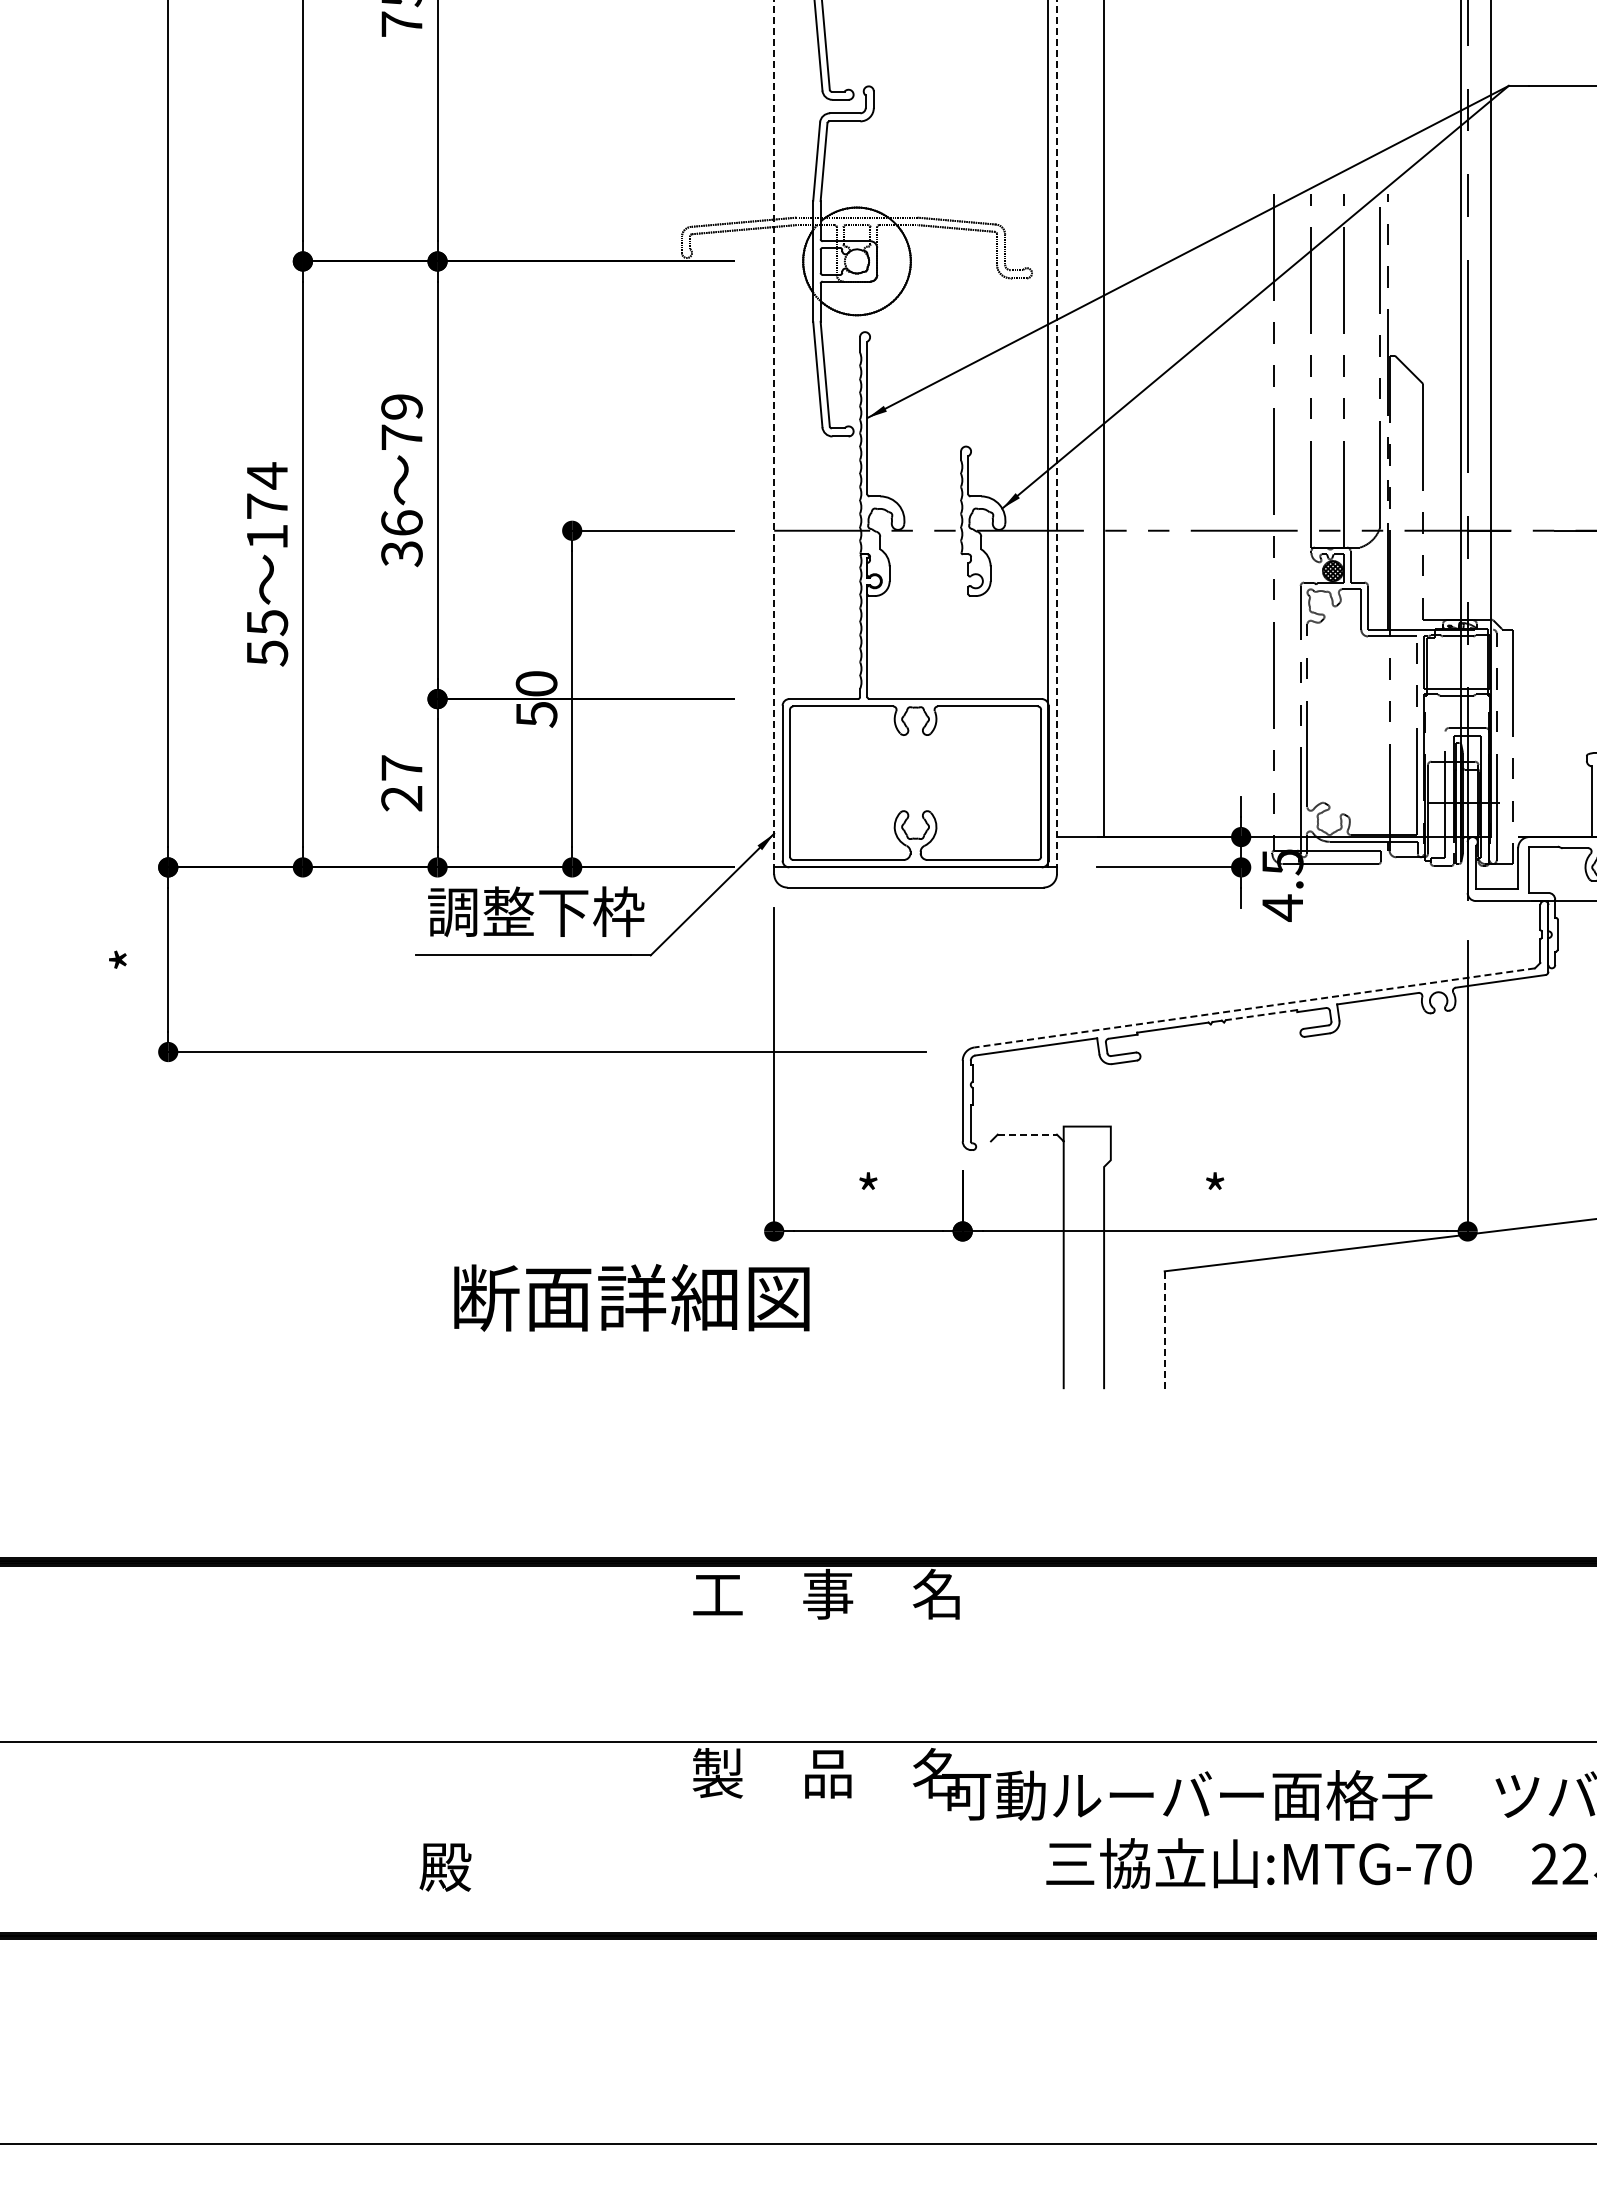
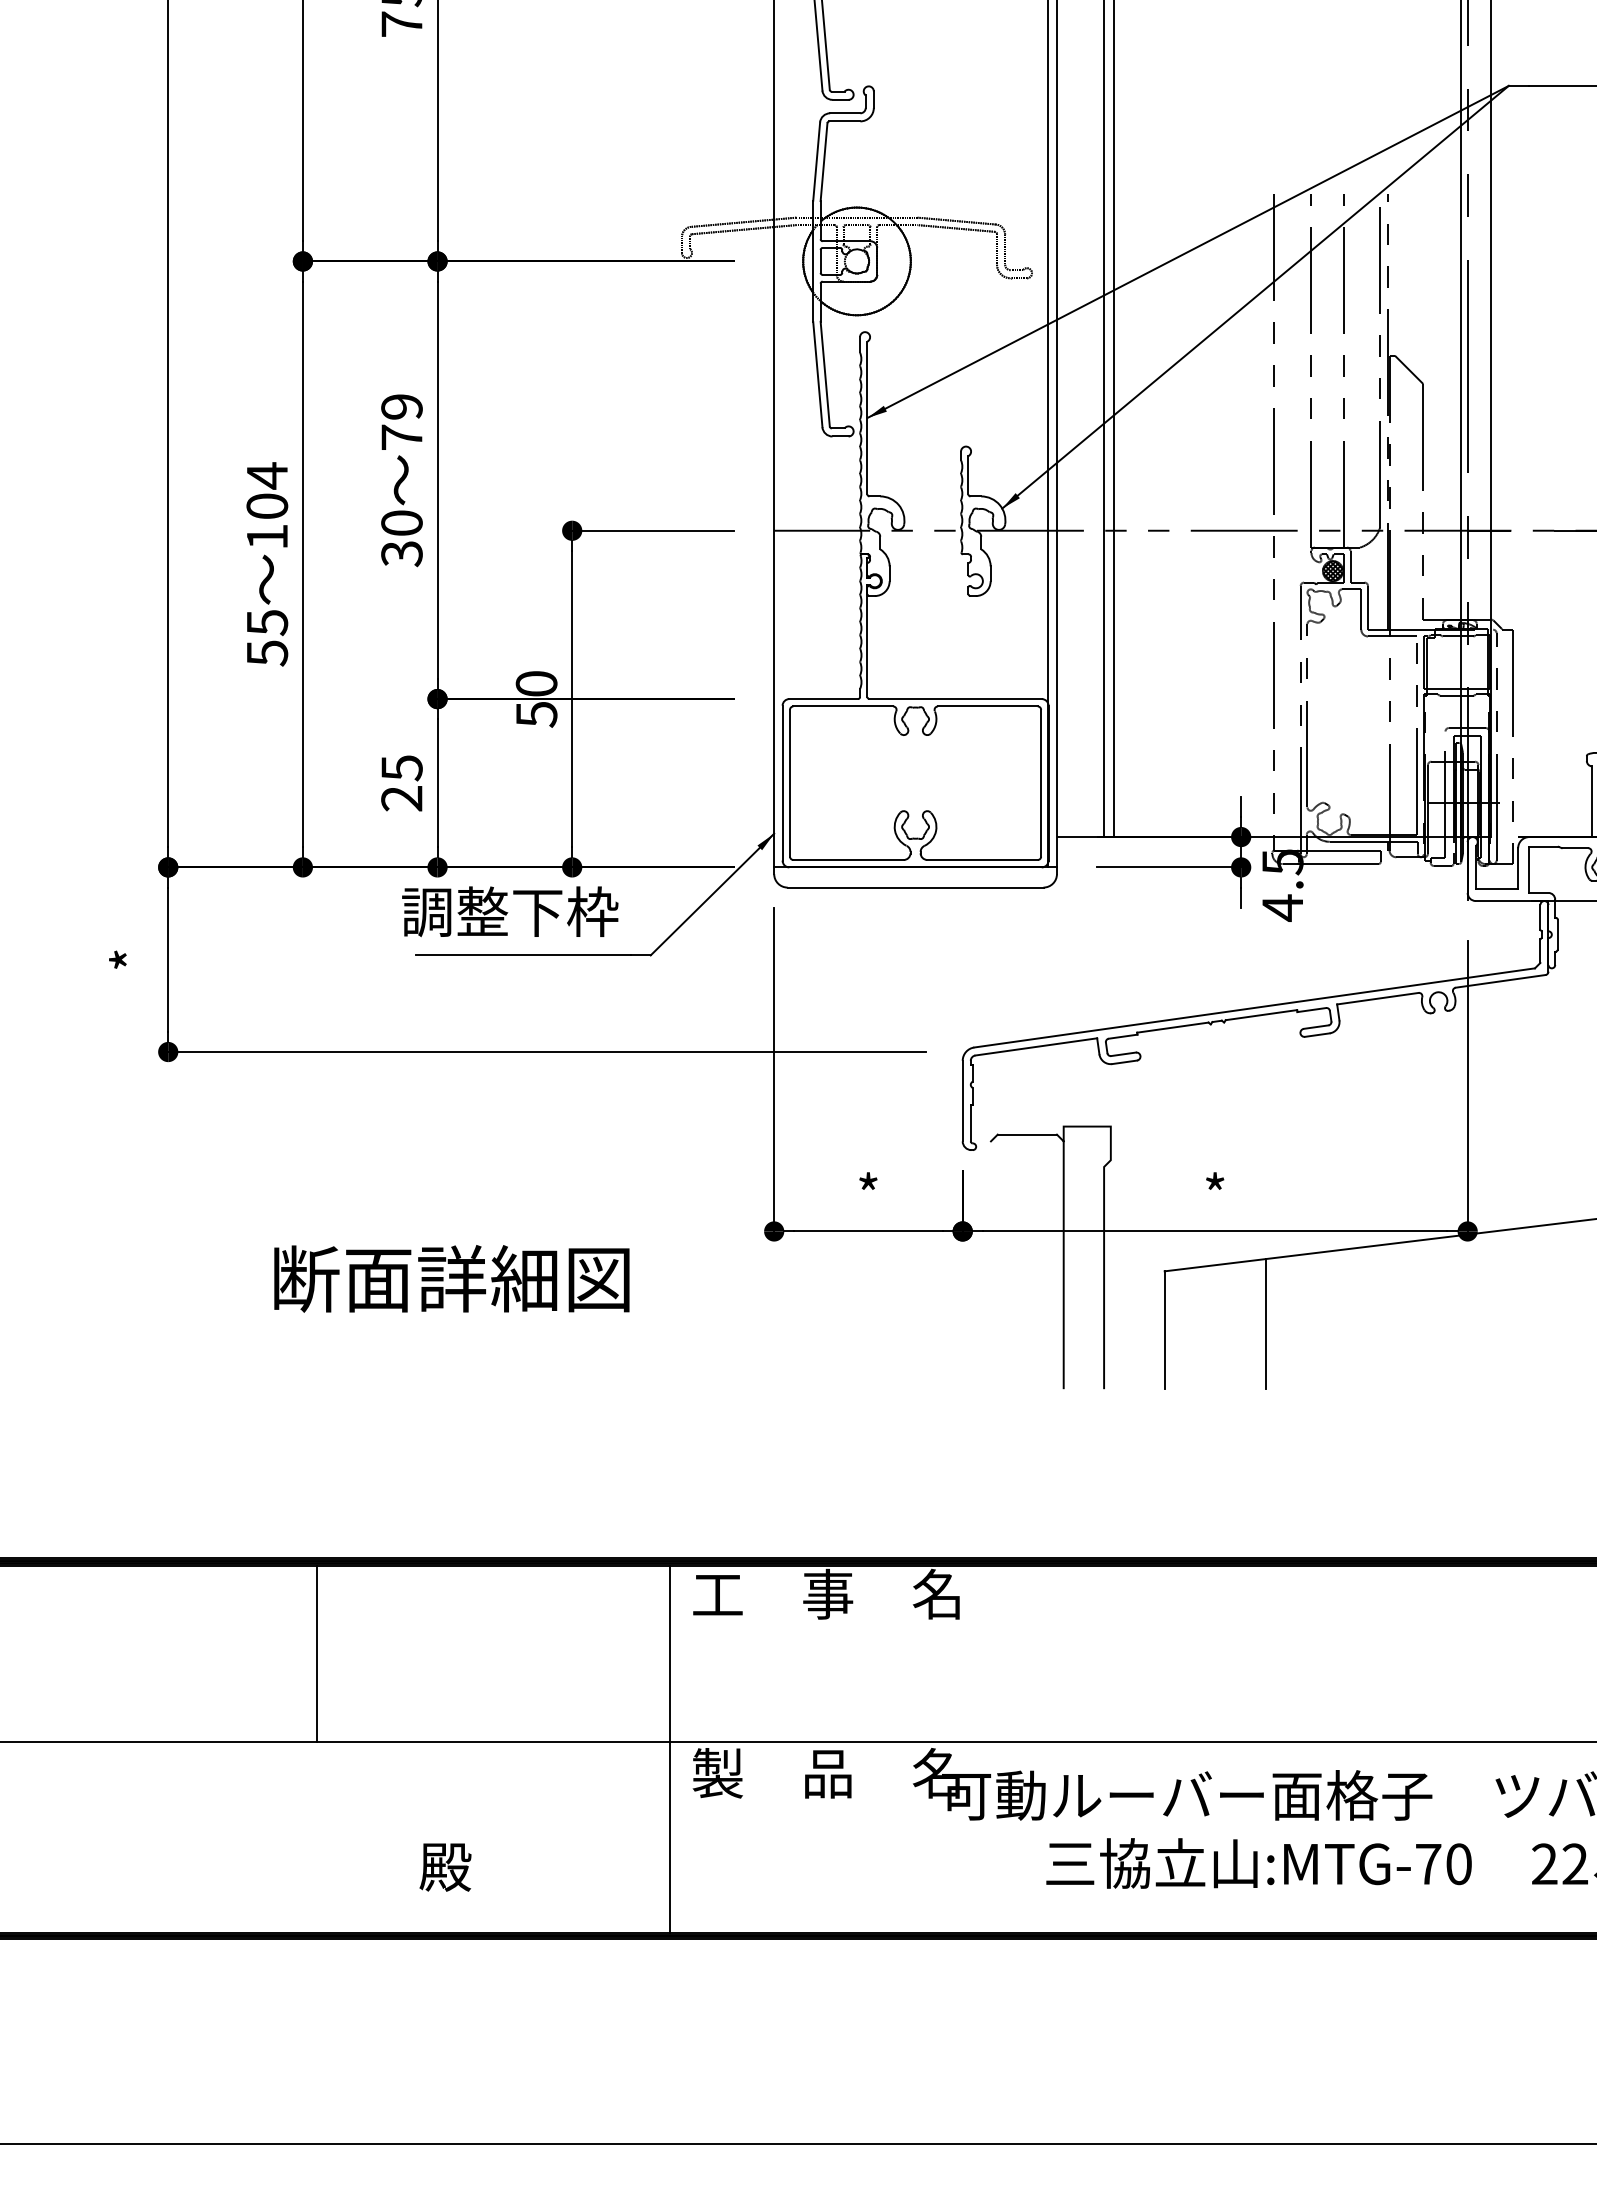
line: none -> present (1114, 419)
line: dashed -> solid (774, 434)
line: dashed -> solid (1056, 434)
text: 174 -> 104 (267, 505)
text: 36 -> 30 (401, 522)
text: 27 -> 25 (401, 768)
text position: (536, 911) -> (510, 911) (510, 911)
line: dashed -> solid (1254, 1008)
line: dashed -> solid (1261, 1015)
line: dashed -> solid (1027, 1134)
text position: (631, 1297) -> (451, 1278) (451, 1278)
line: none -> present (1265, 1324)
line: dashed -> solid (1164, 1330)
line: none -> present (316, 1653)
line: none -> present (670, 1749)
